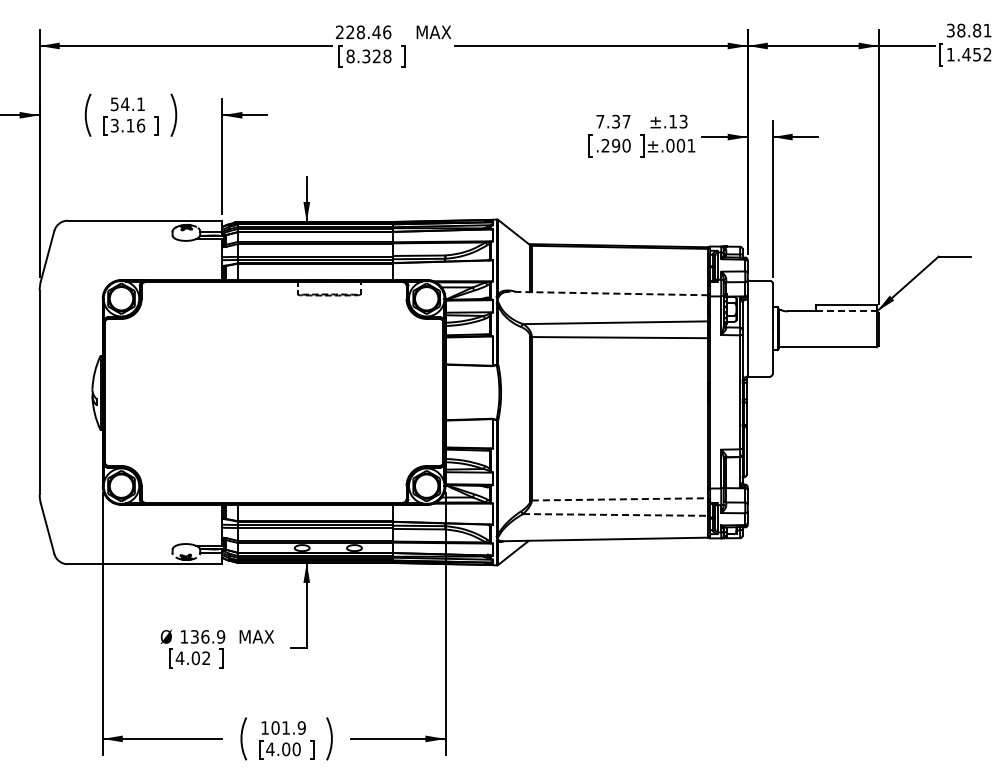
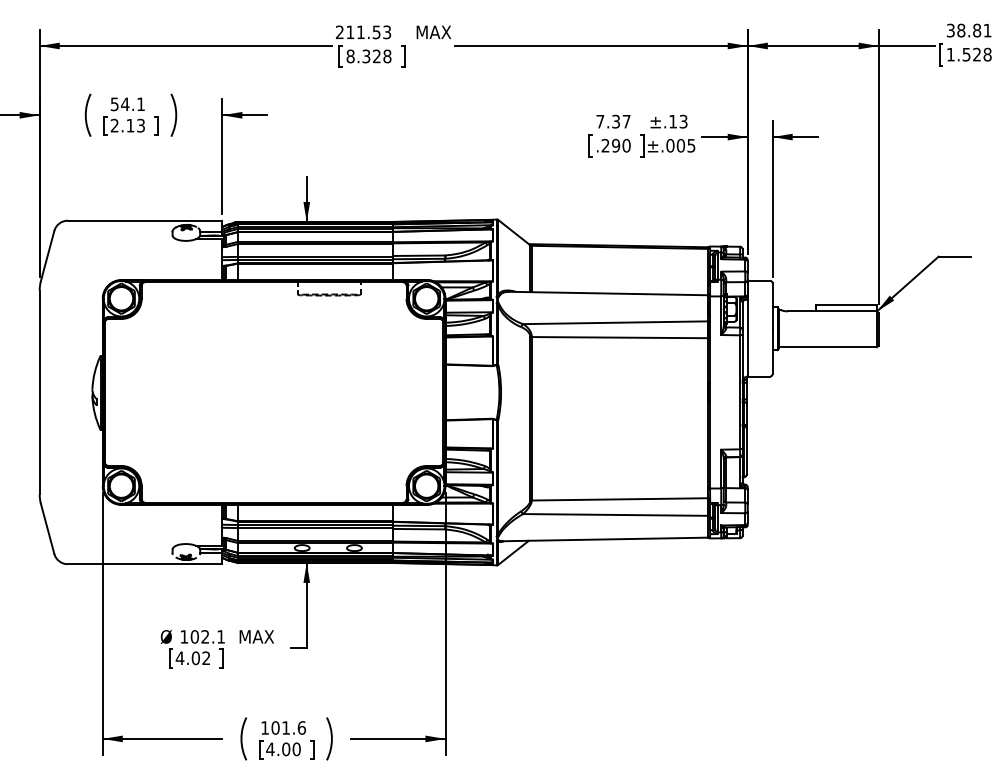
text: 228.46 -> 211.53 (368, 32)
text: 1.452 -> 1.528 (976, 54)
text: 3.16 -> 2.13 (127, 125)
text: ±.001 -> ±.005 (691, 145)
line: dashed -> solid (608, 293)
line: dashed -> solid (847, 311)
line: dashed -> solid (620, 499)
line: dashed -> solid (615, 514)
text: 136.9 -> 102.1 (207, 636)
text: 101.9 -> 101.6 (301, 727)
